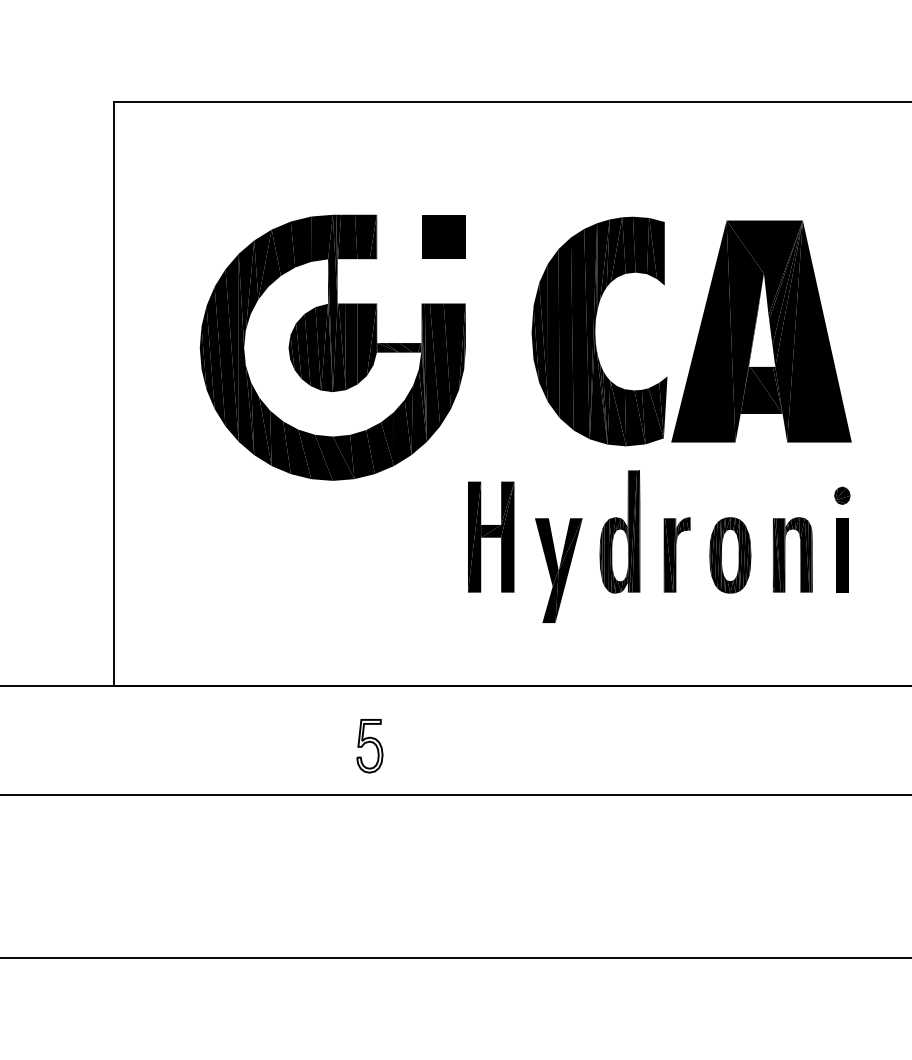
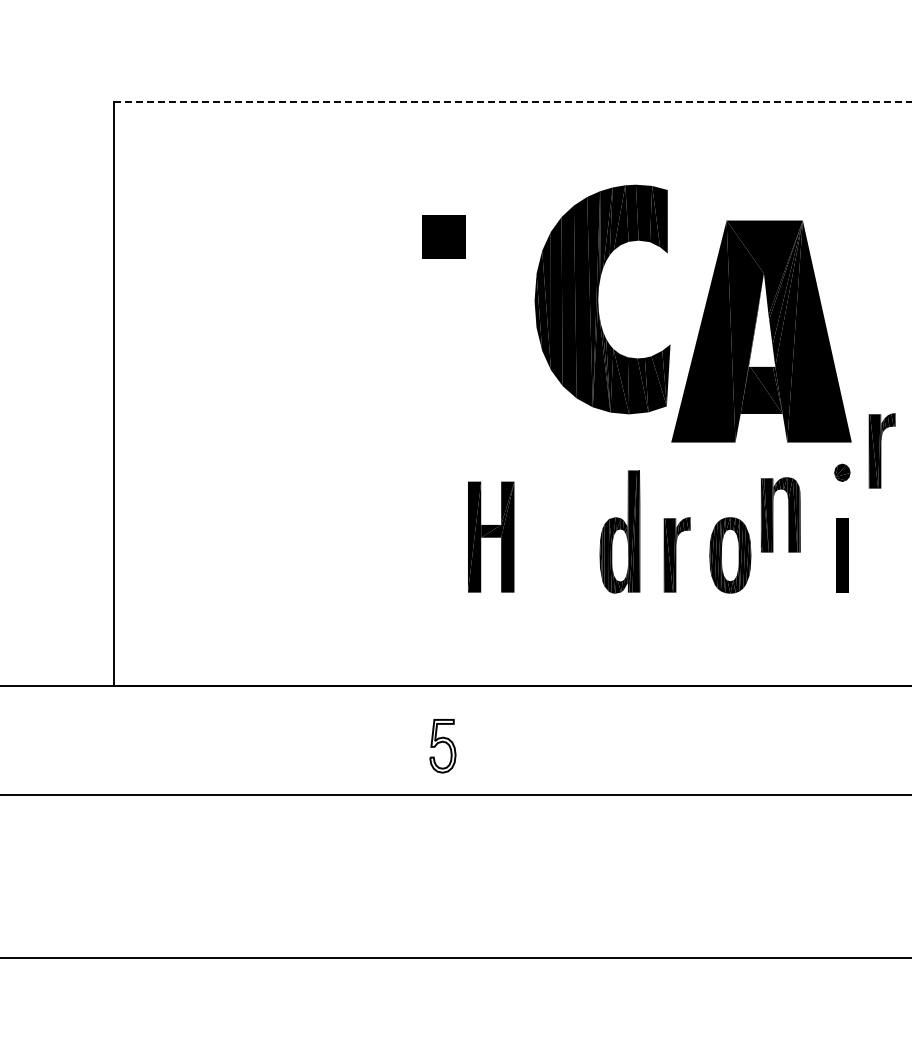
line: solid -> dashed (513, 101)
part position: (599, 331) -> (602, 299) (602, 299)
part: present -> none (332, 347)
part: none -> present (881, 450)
part position: (842, 495) -> (842, 472) (842, 472)
part position: (785, 554) -> (773, 514) (773, 514)
part: present -> none (558, 570)
part position: (369, 746) -> (442, 746) (442, 746)
